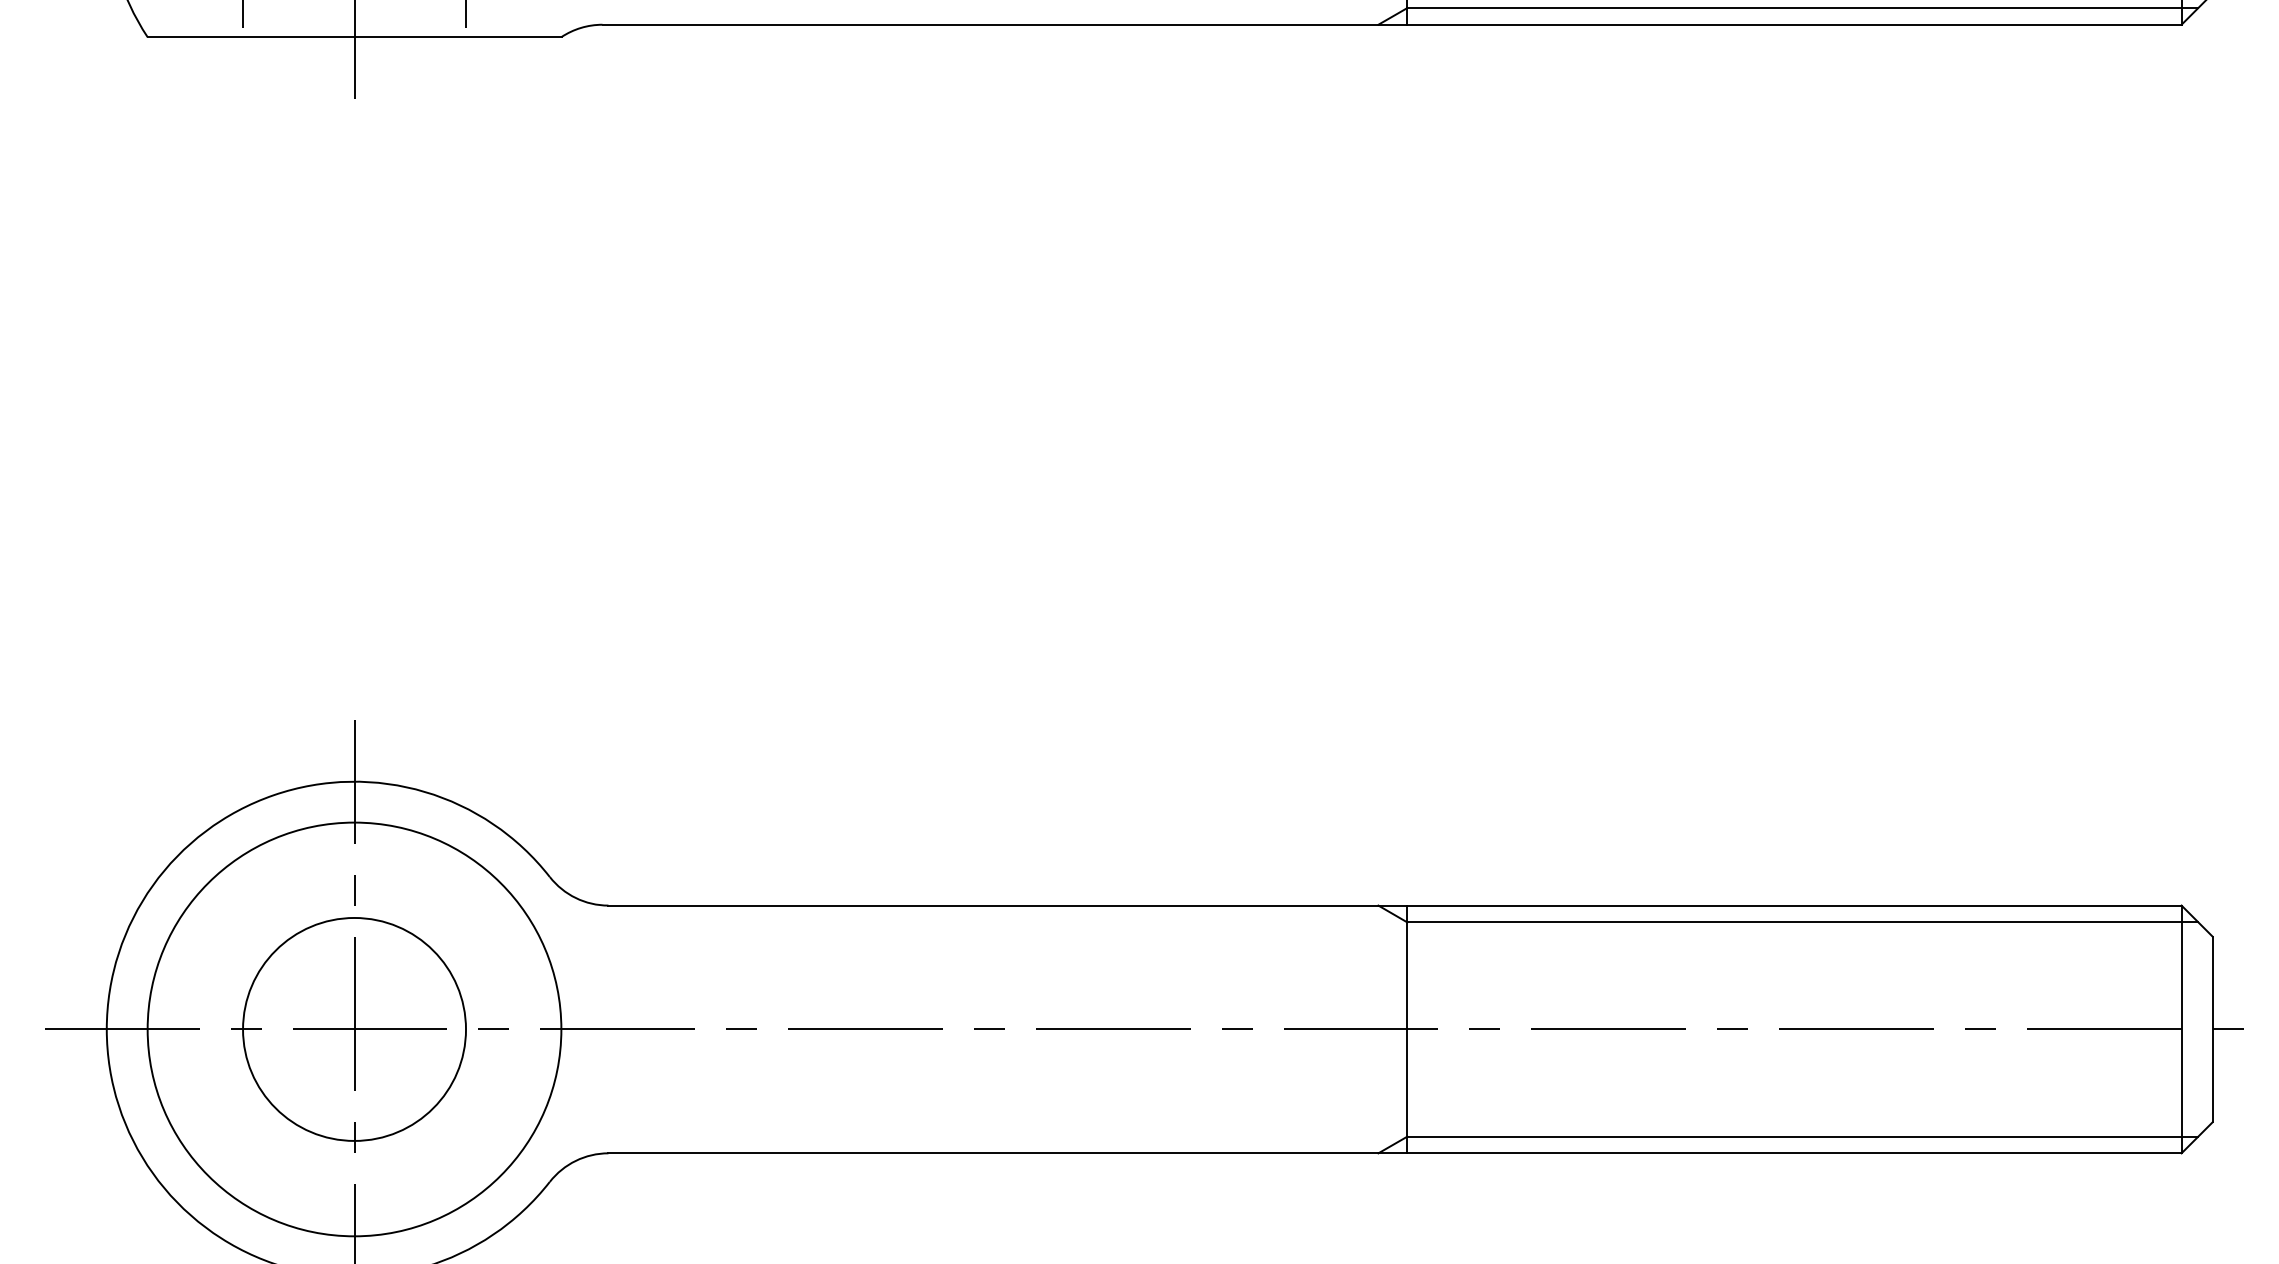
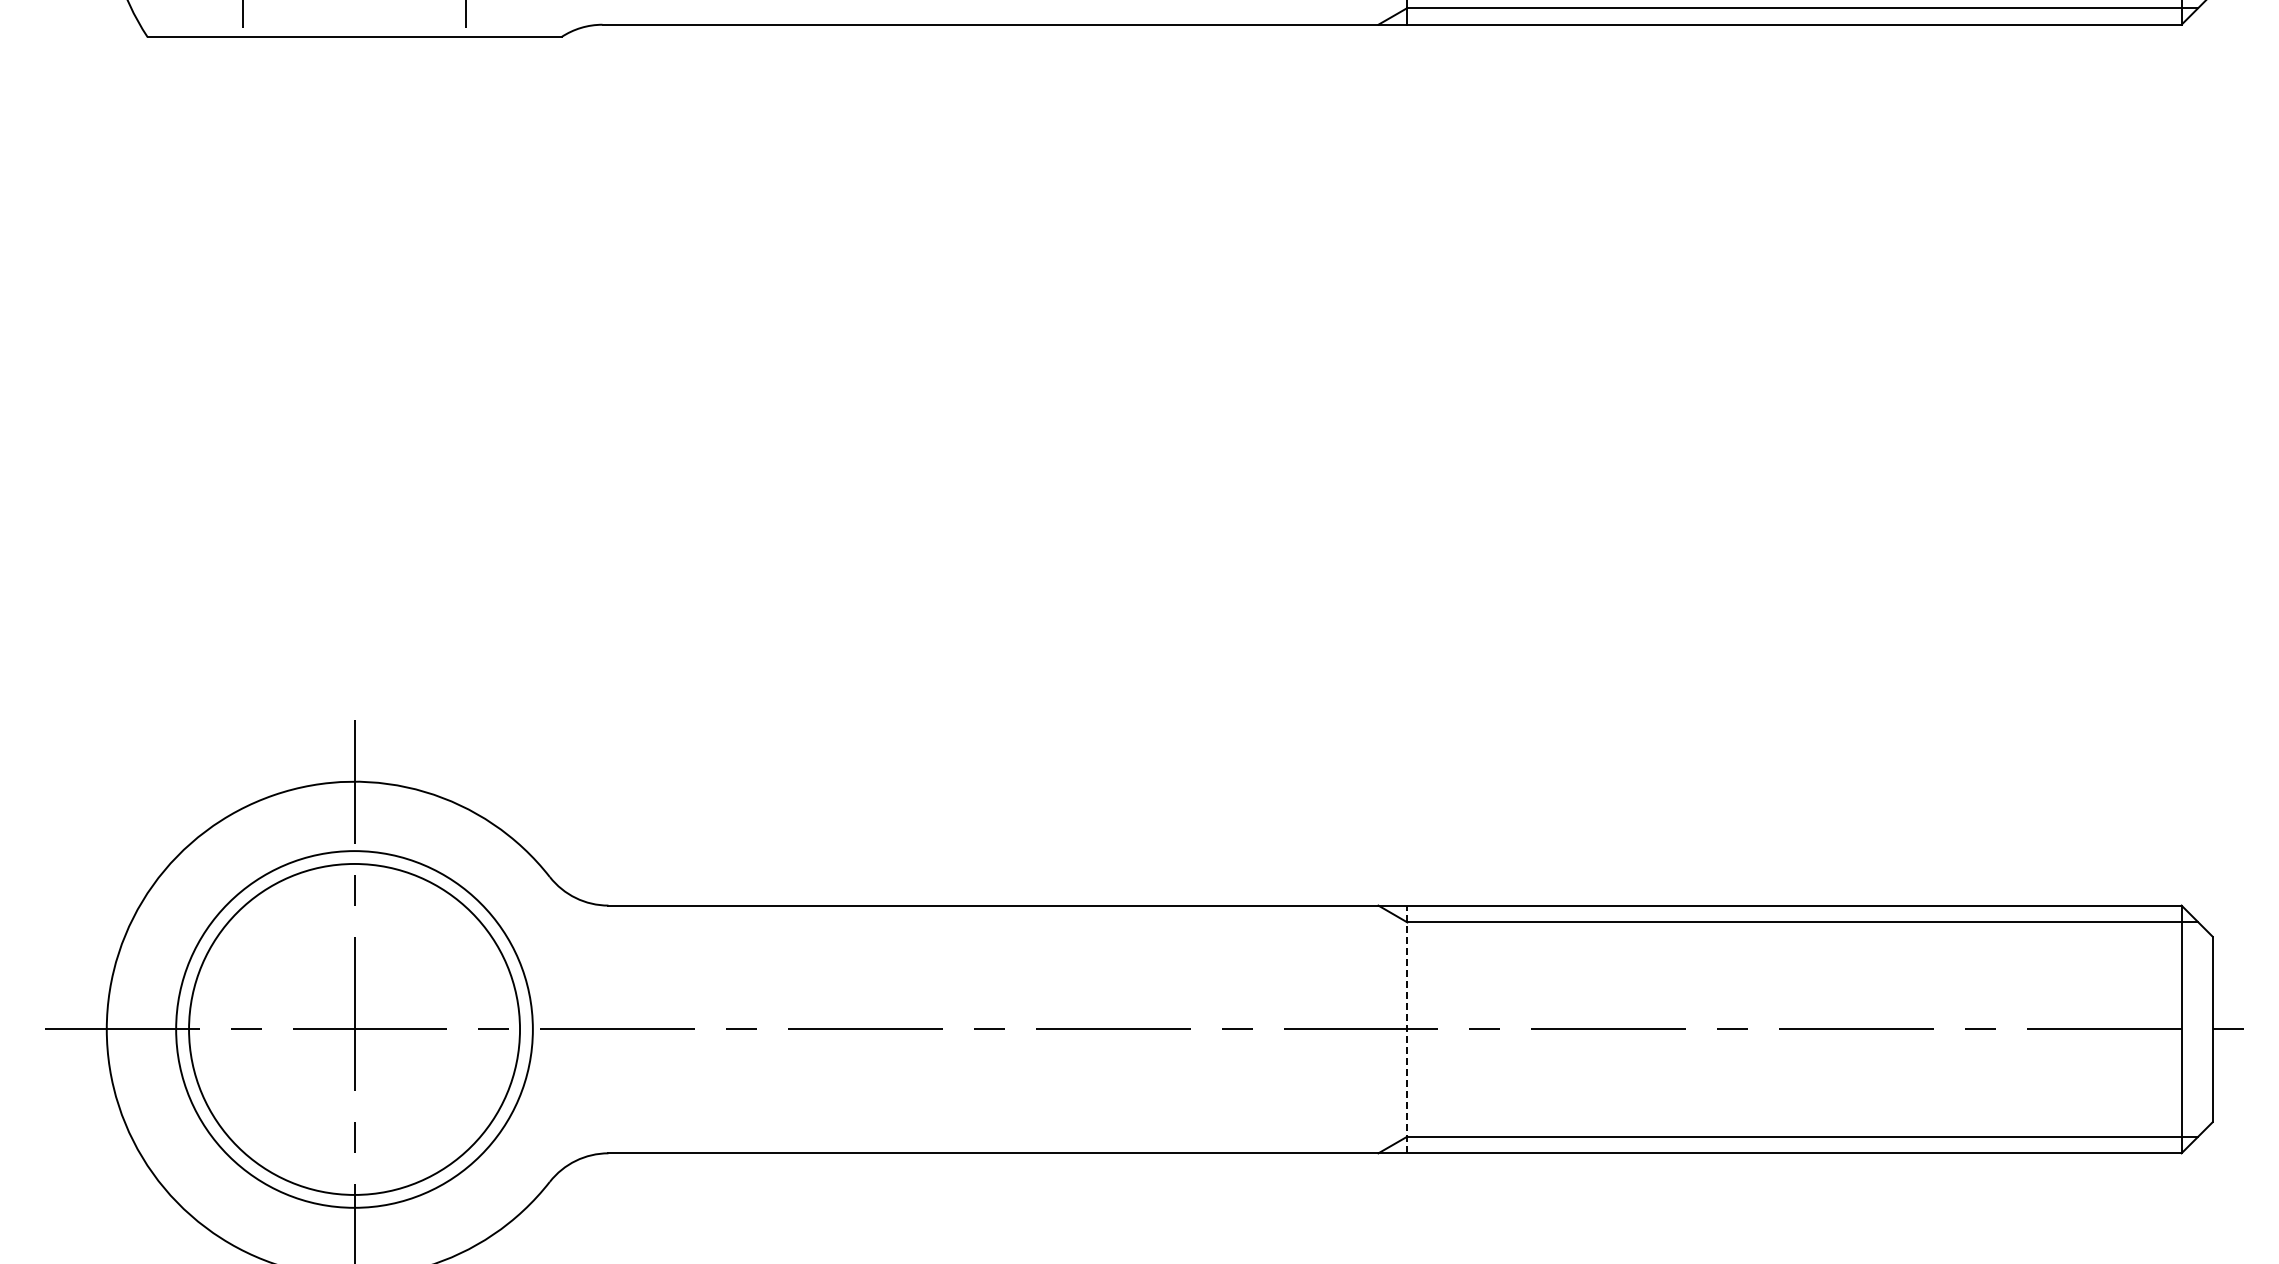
line: present -> none (354, 50)
circle diameter: 223 px -> 357 px (354, 1029)
circle diameter: 414 px -> 331 px (354, 1028)
line: solid -> dashed (1407, 1029)
